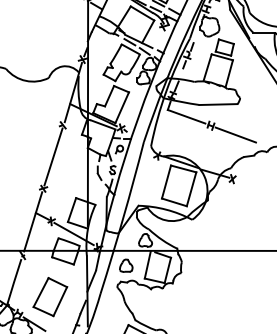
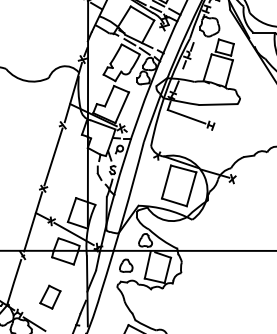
line: present -> none (235, 134)
part size: 37x41 px -> 23x26 px (50, 296)
